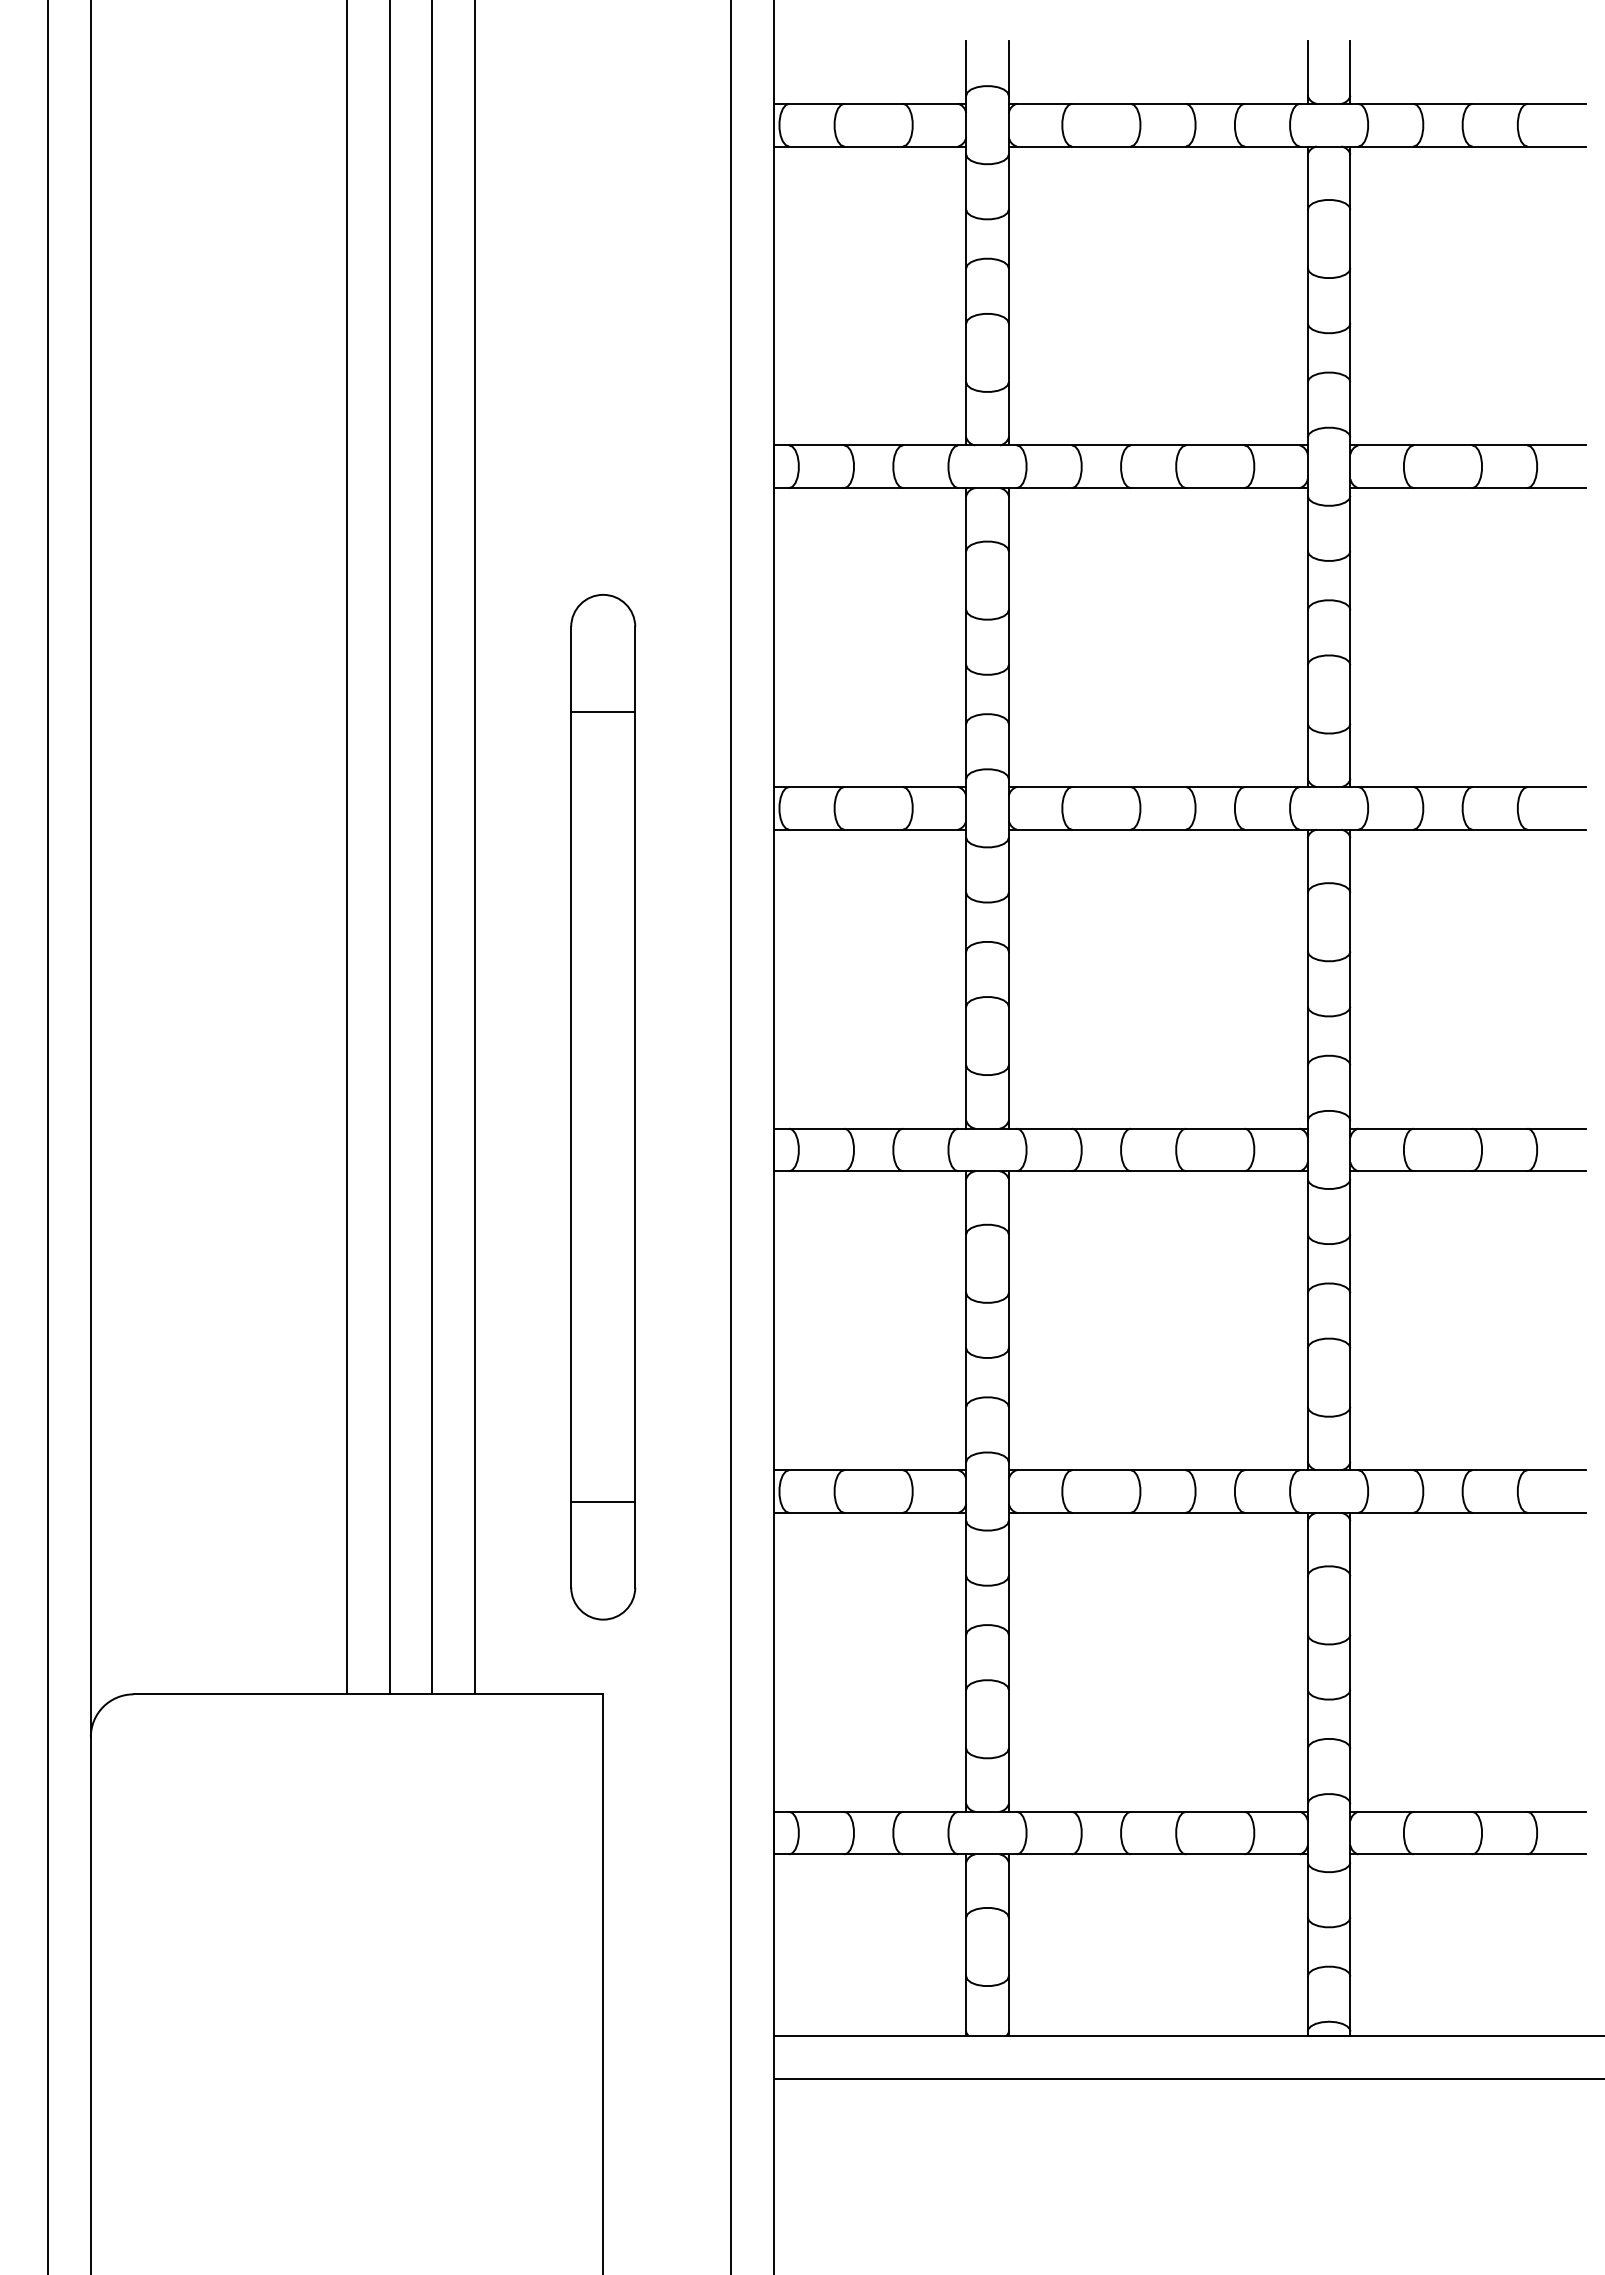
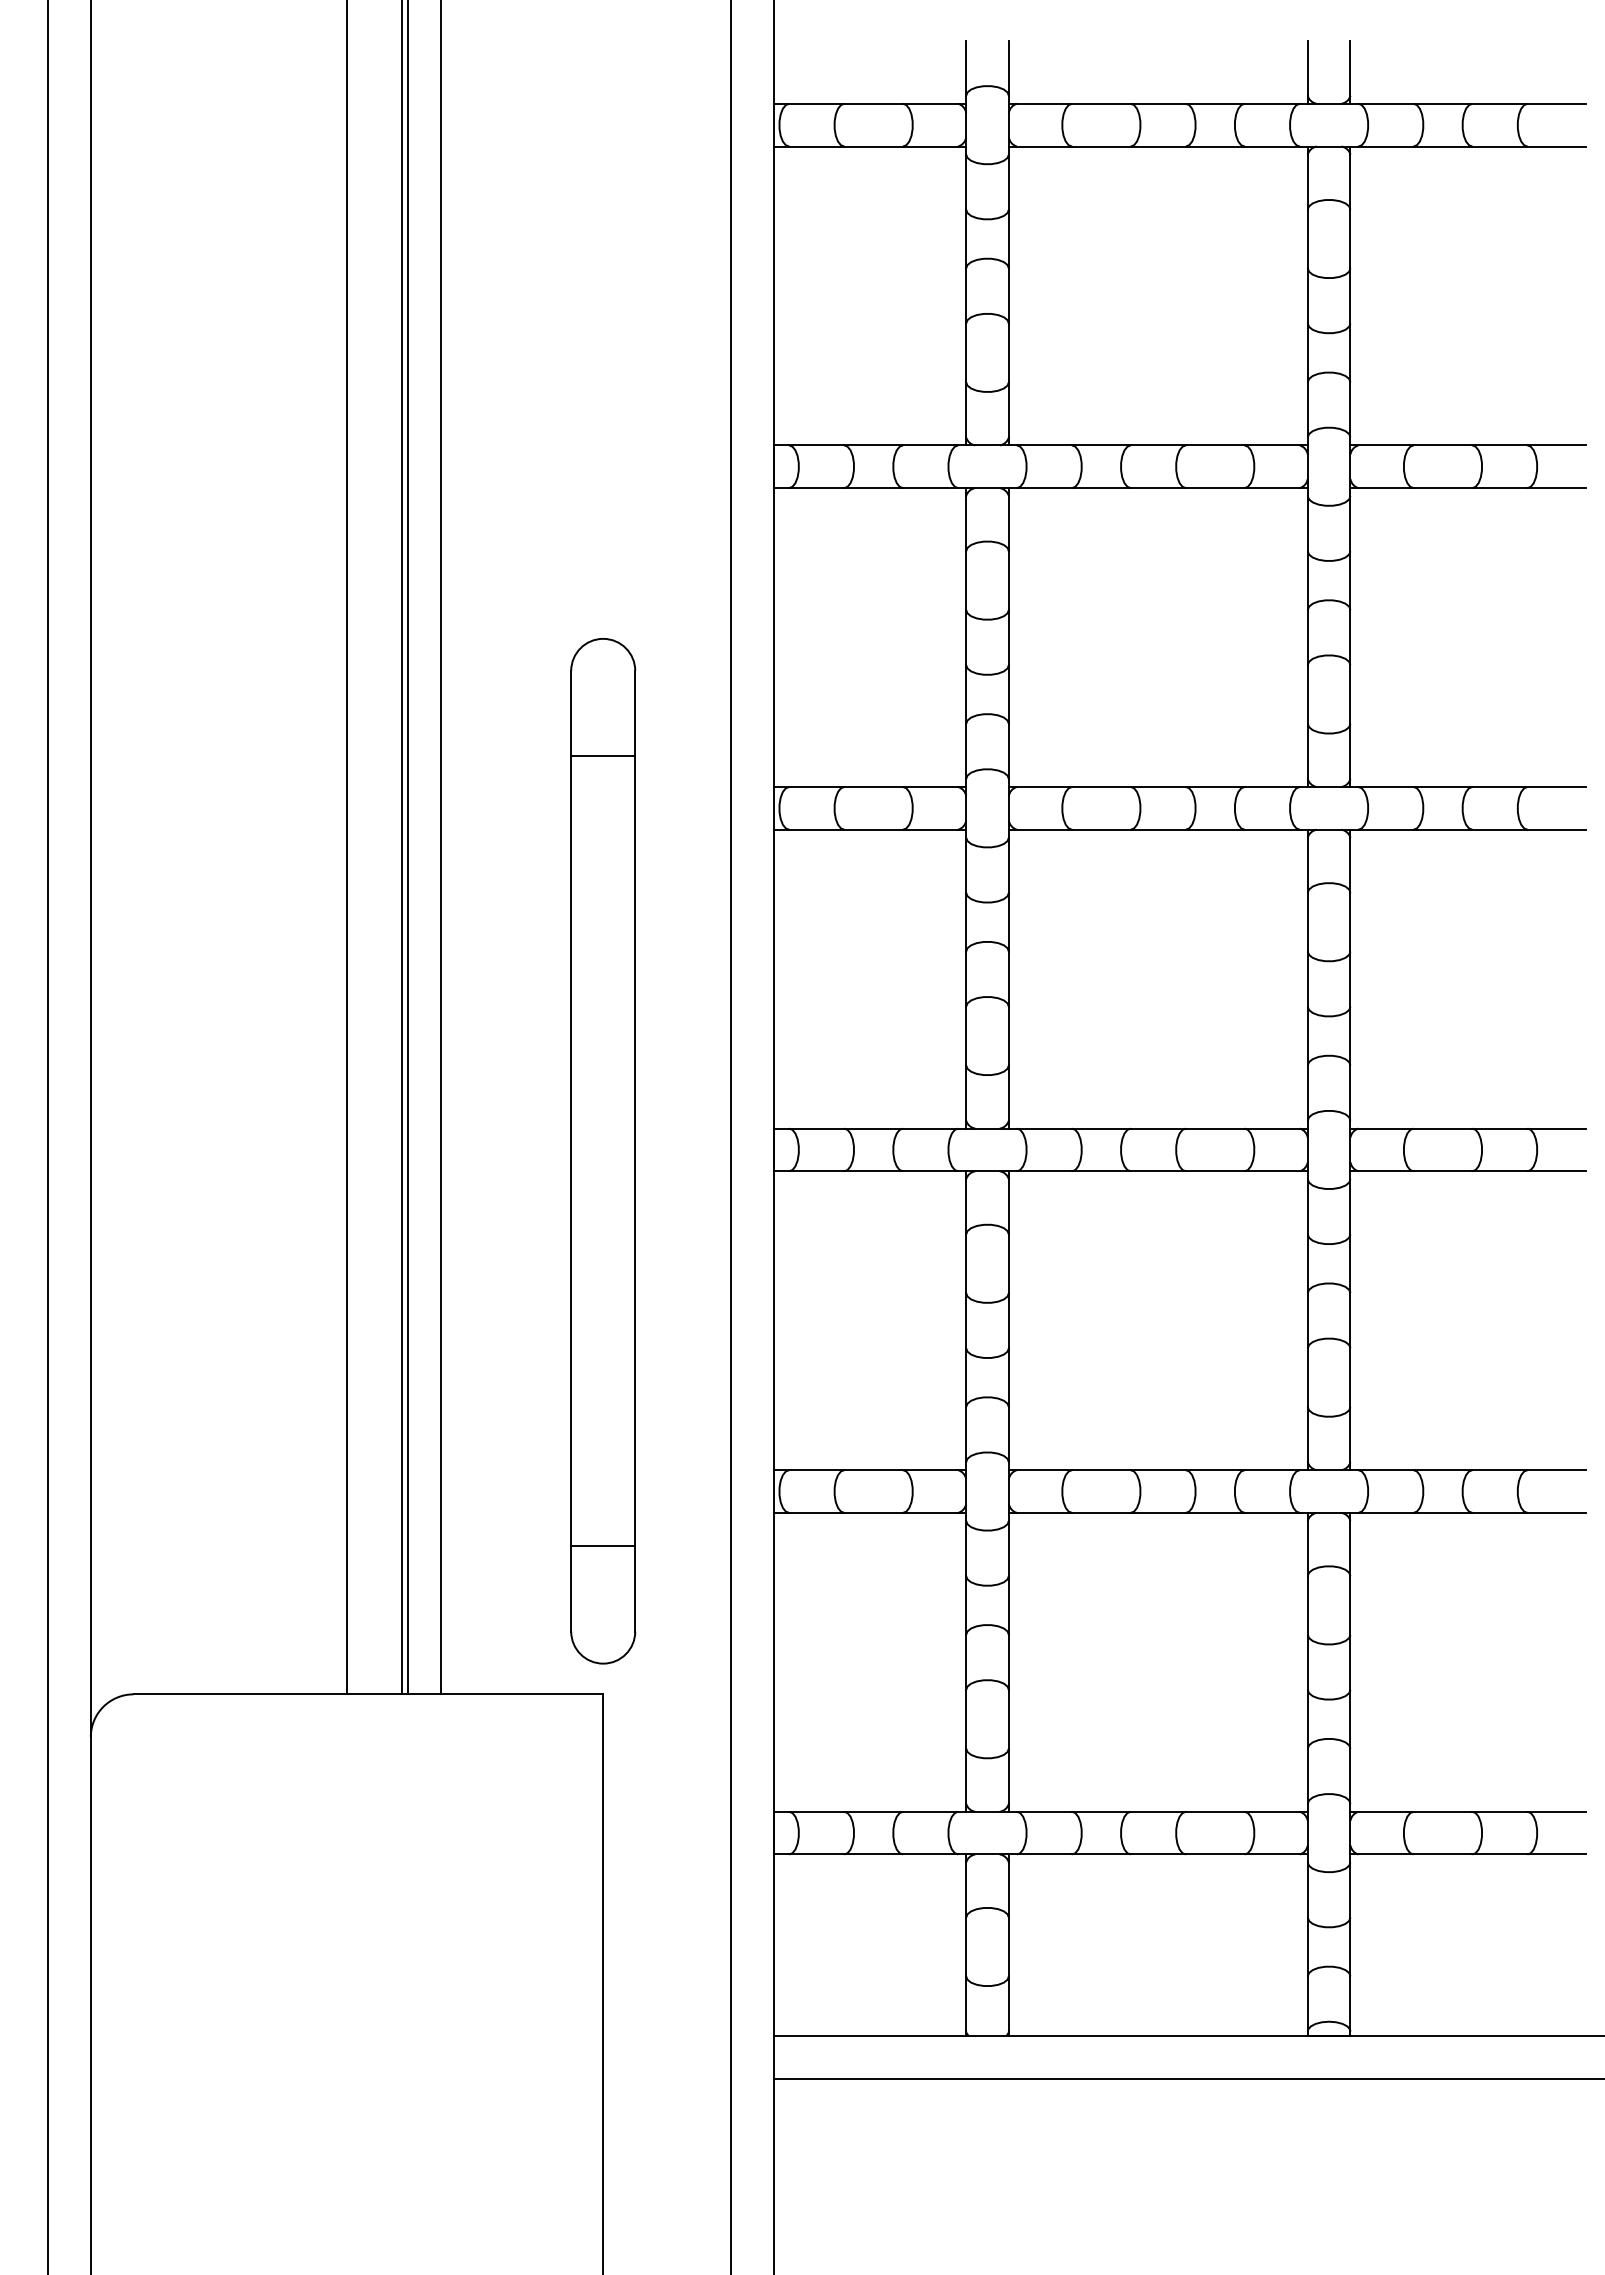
line position: (389, 848) -> (407, 848) (407, 848)
line position: (432, 848) -> (402, 848) (402, 848)
line position: (475, 848) -> (441, 848) (441, 848)
part position: (603, 1107) -> (603, 1151) (603, 1151)
